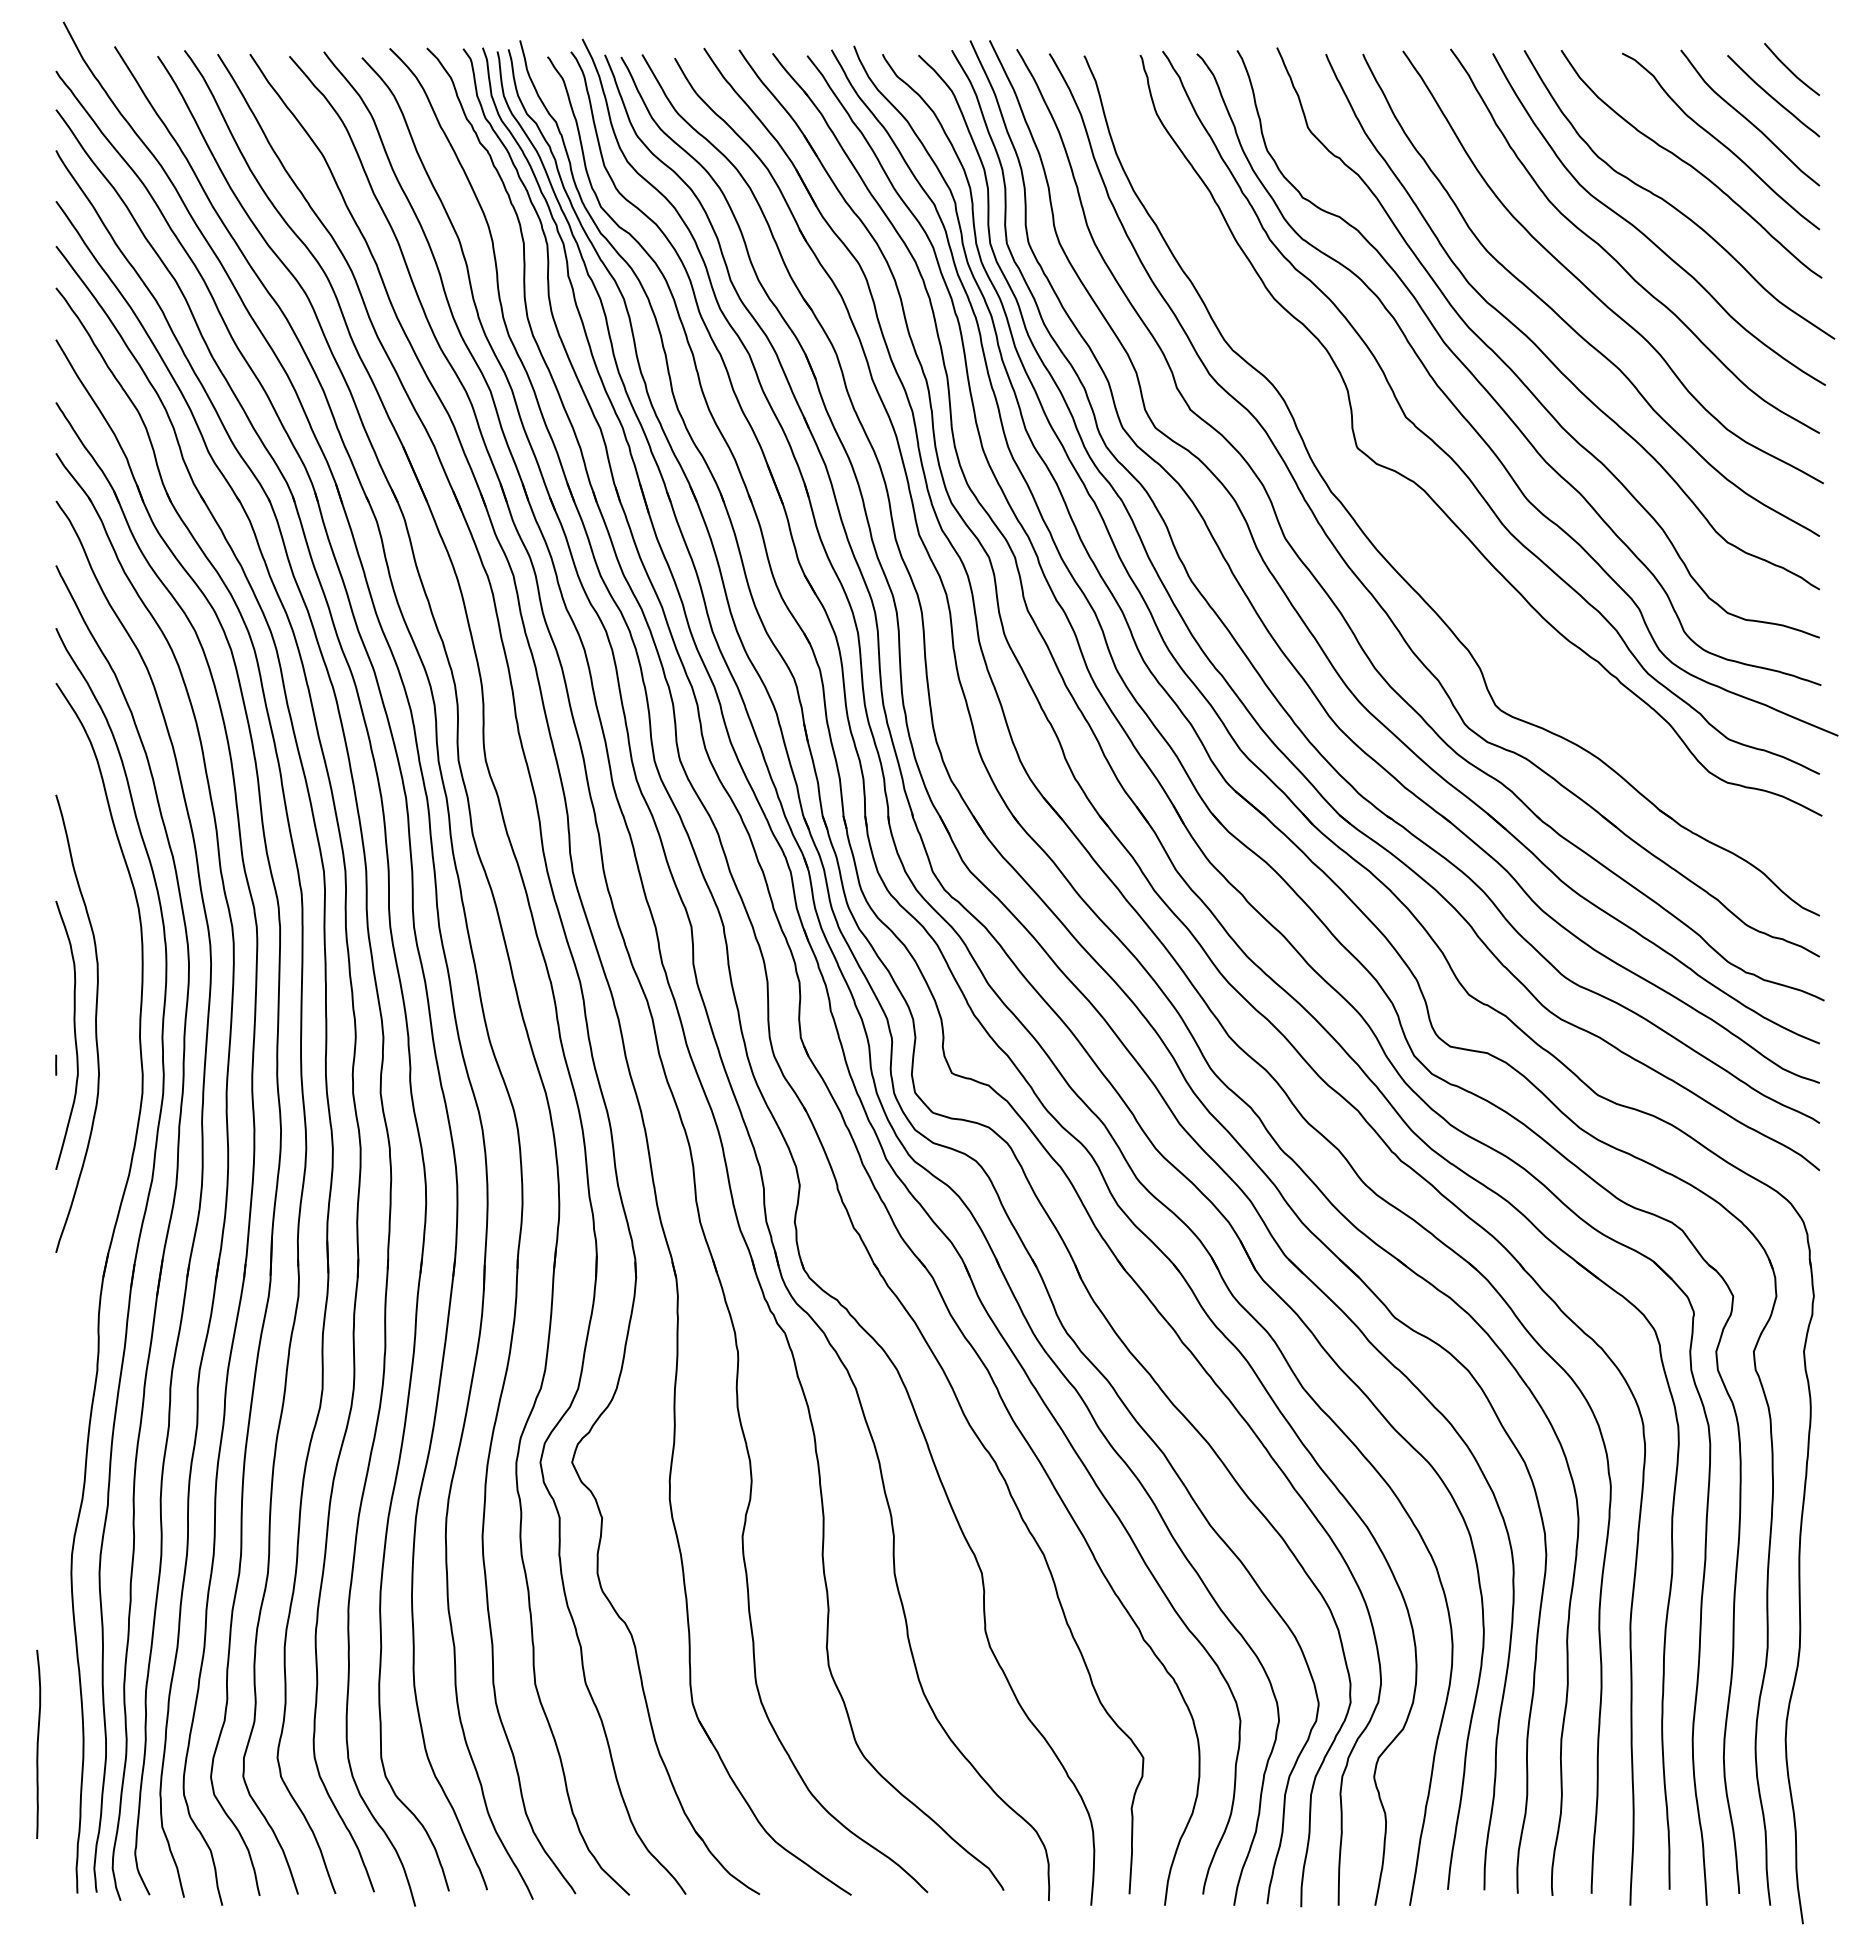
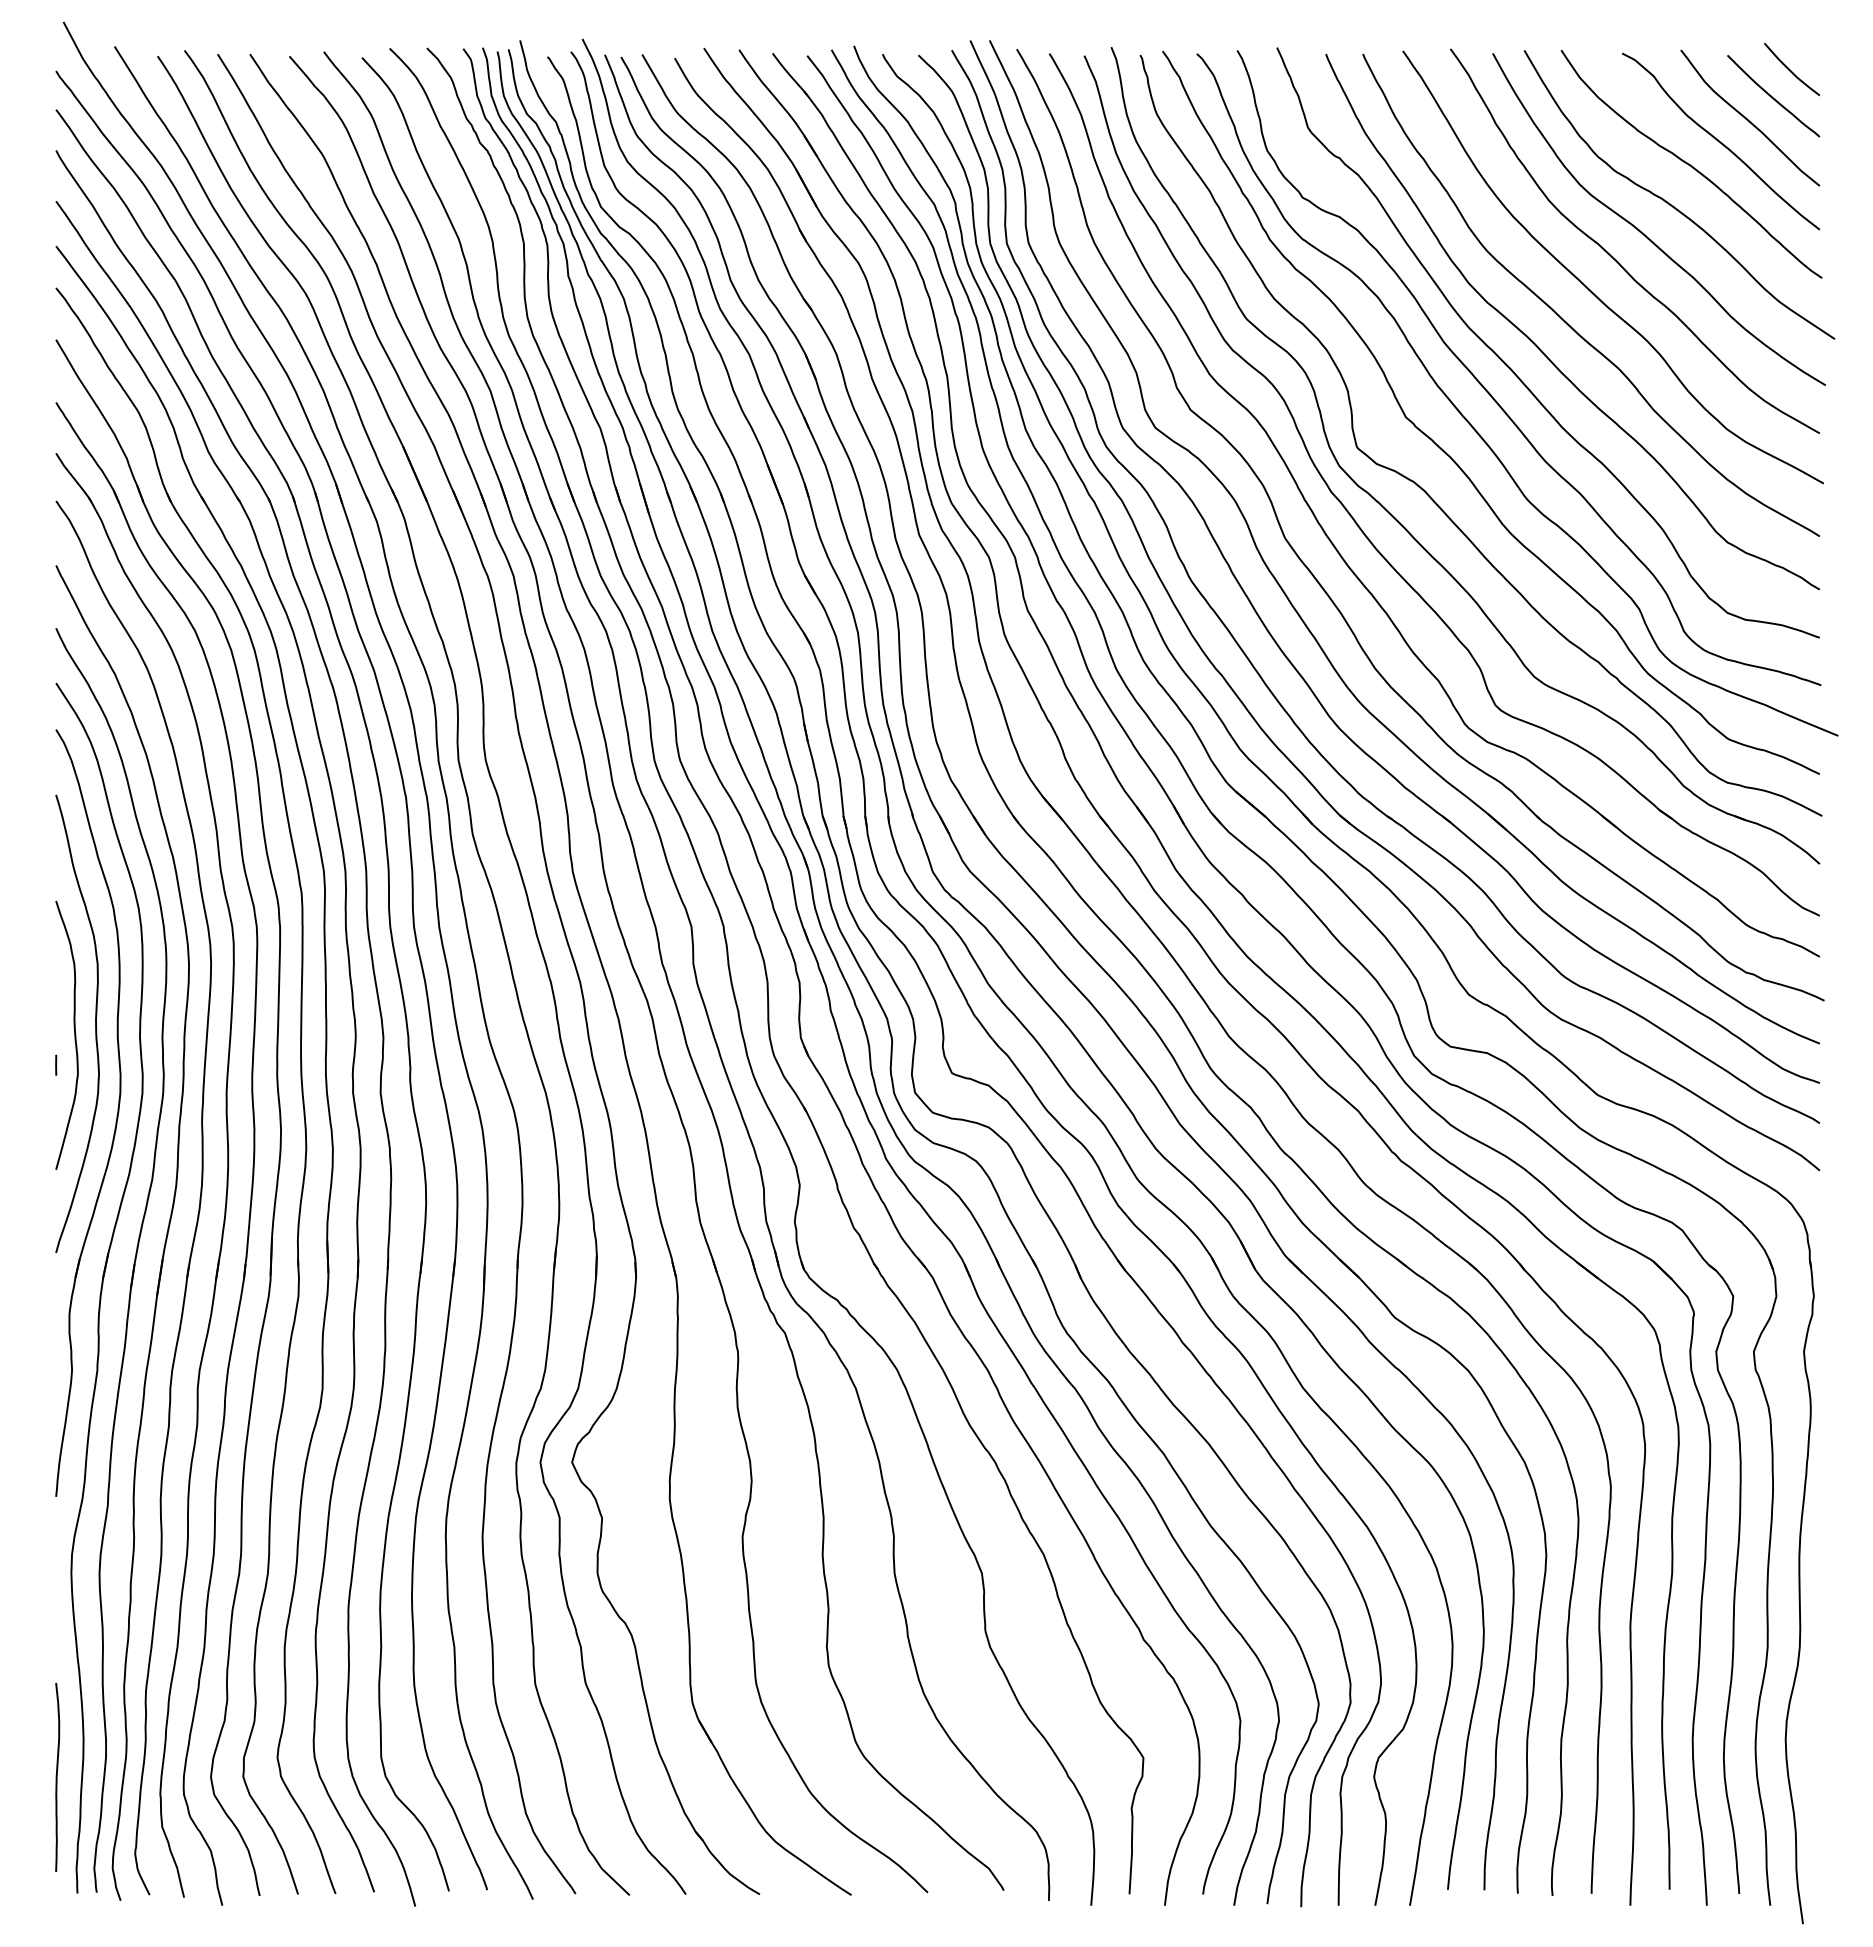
part: none -> present (1399, 521)
part: none -> present (116, 1115)
curve position: (38, 1743) -> (57, 1776) (57, 1776)
